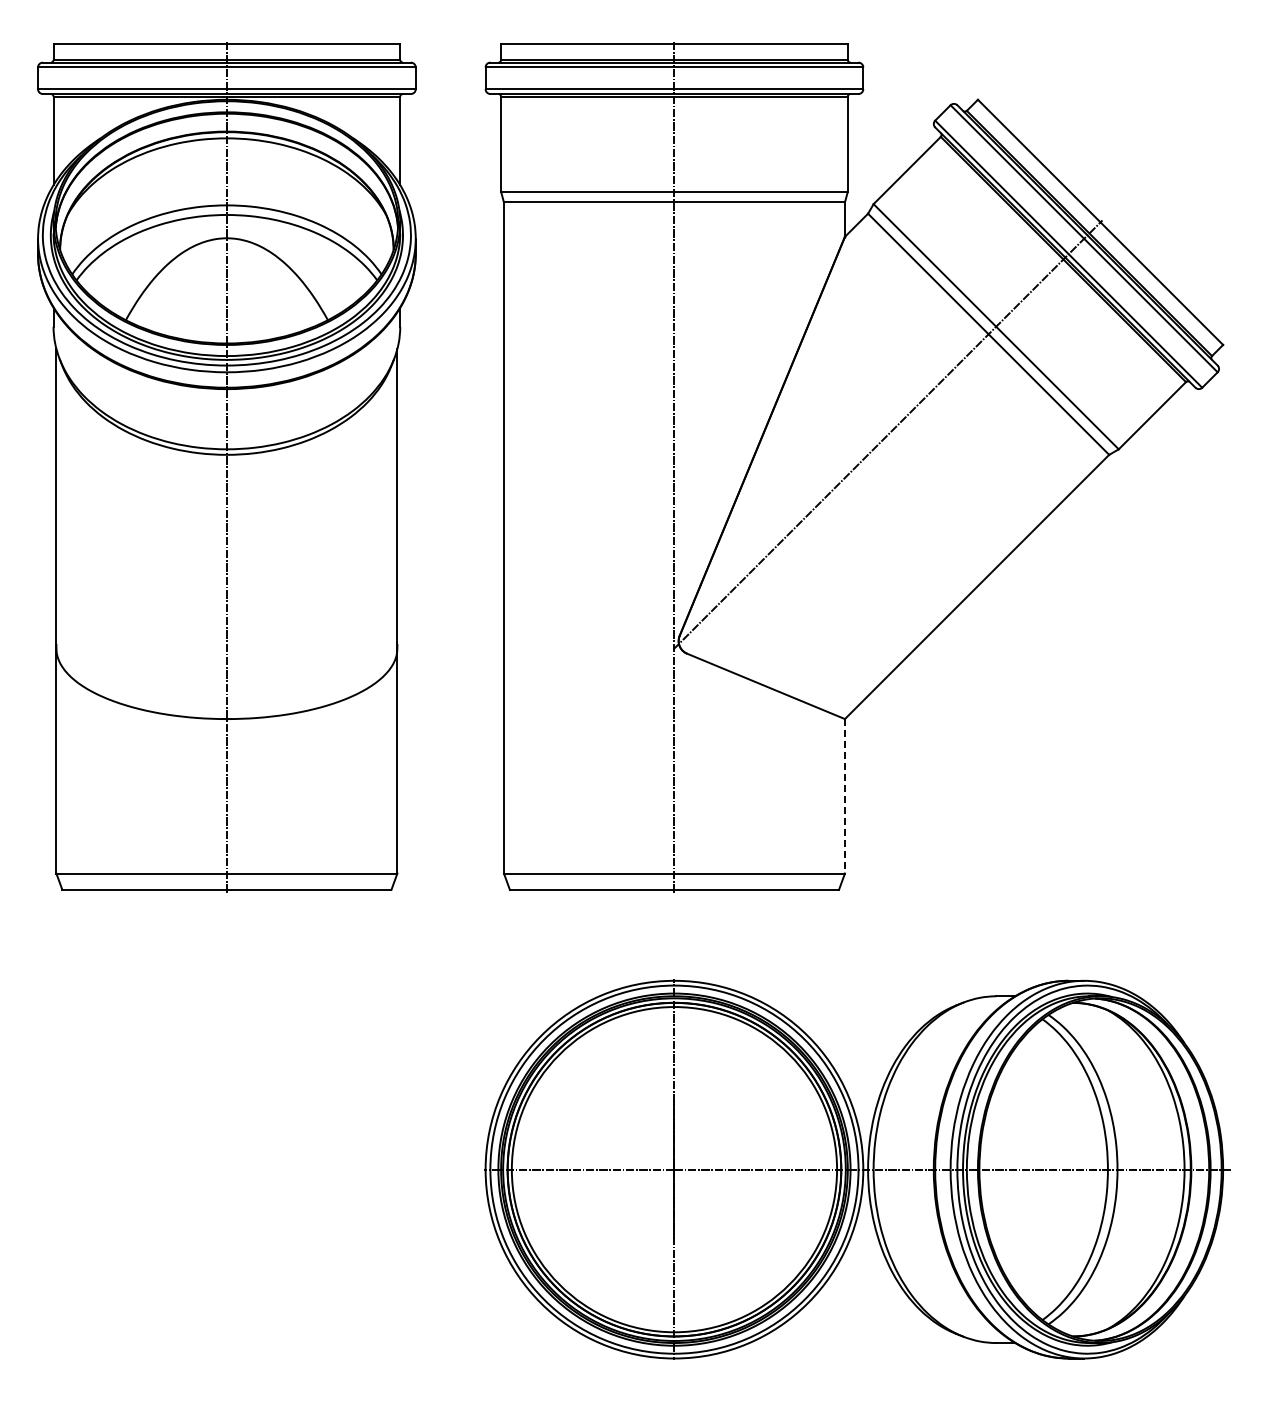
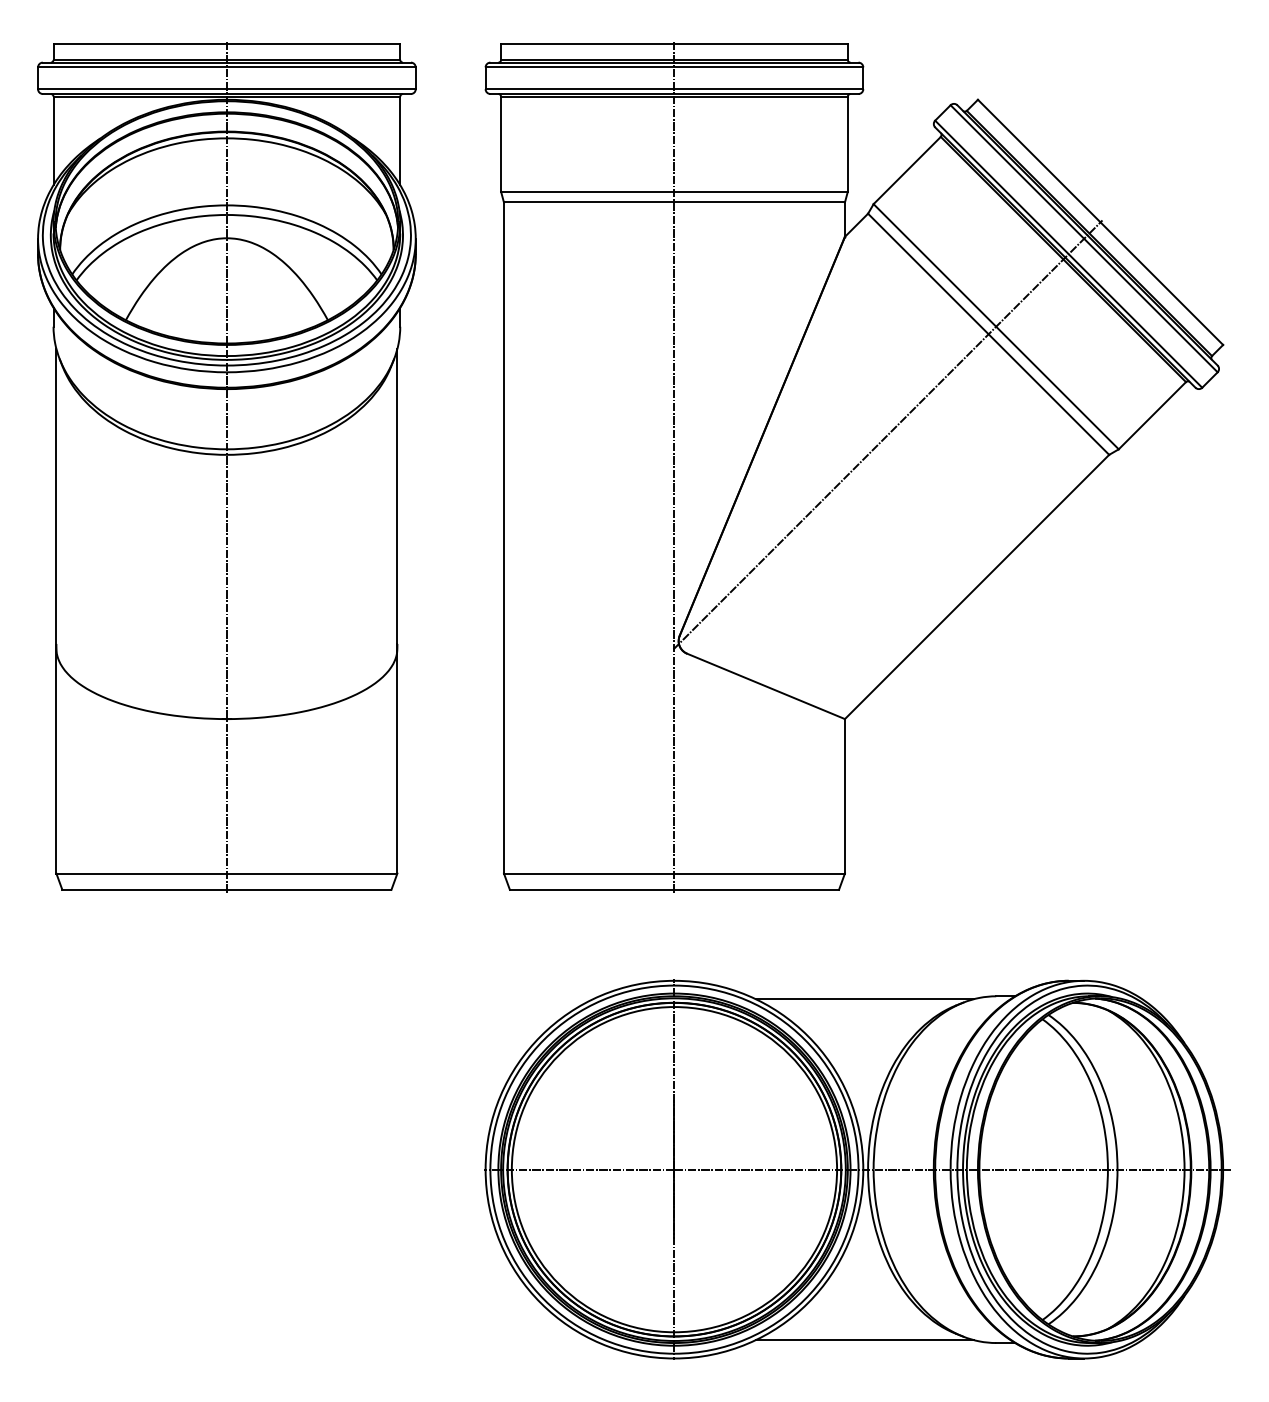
line: dashed -> solid (844, 796)
line: none -> present (864, 999)
line: none -> present (864, 1340)
